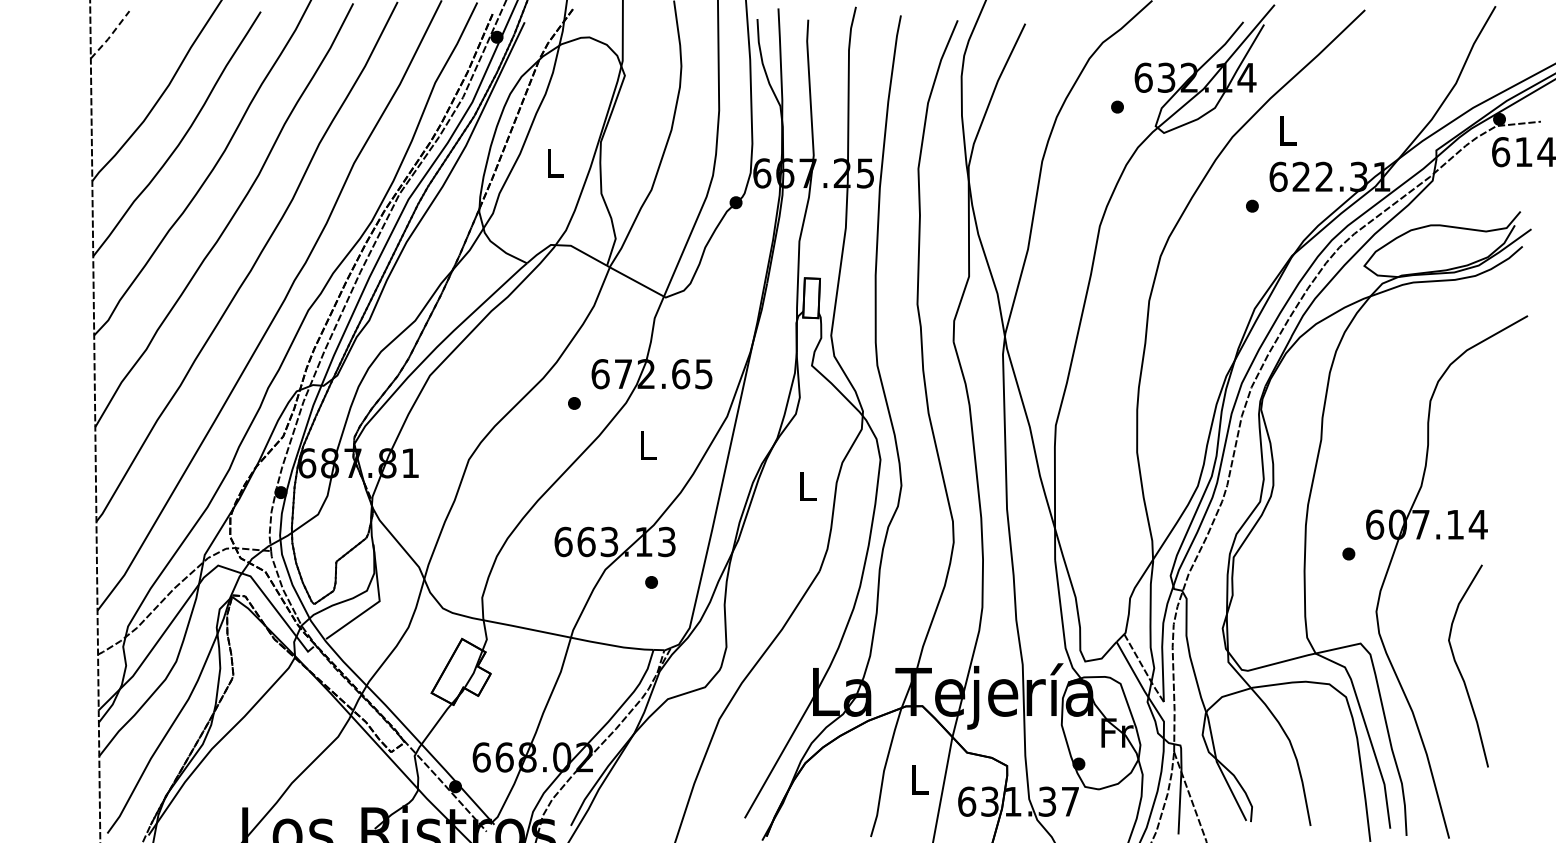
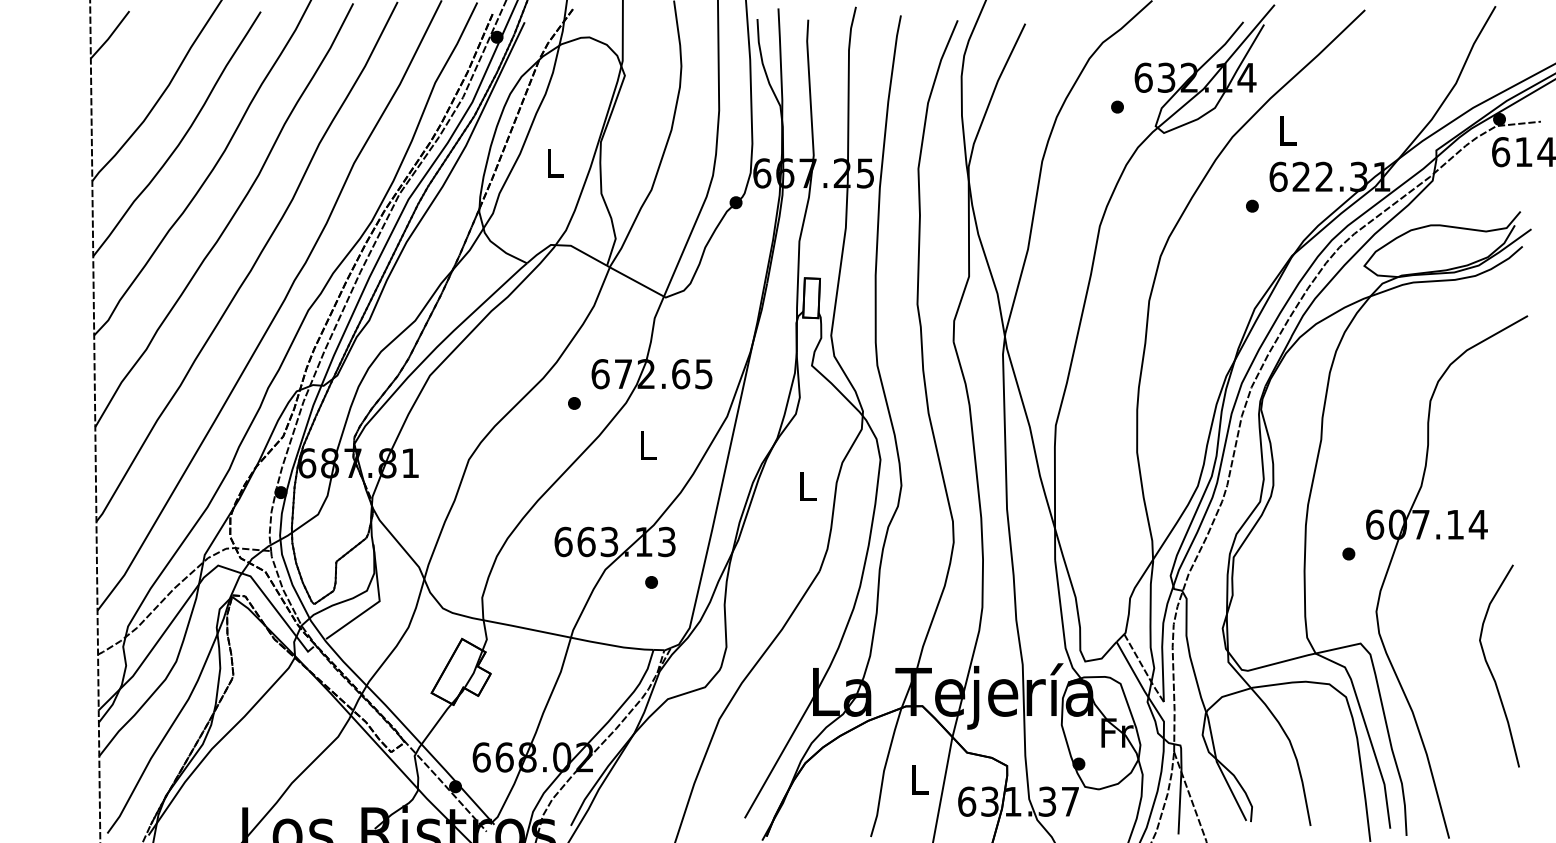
line: dashed -> solid (111, 35)
curve position: (1460, 670) -> (1491, 670) (1491, 670)
